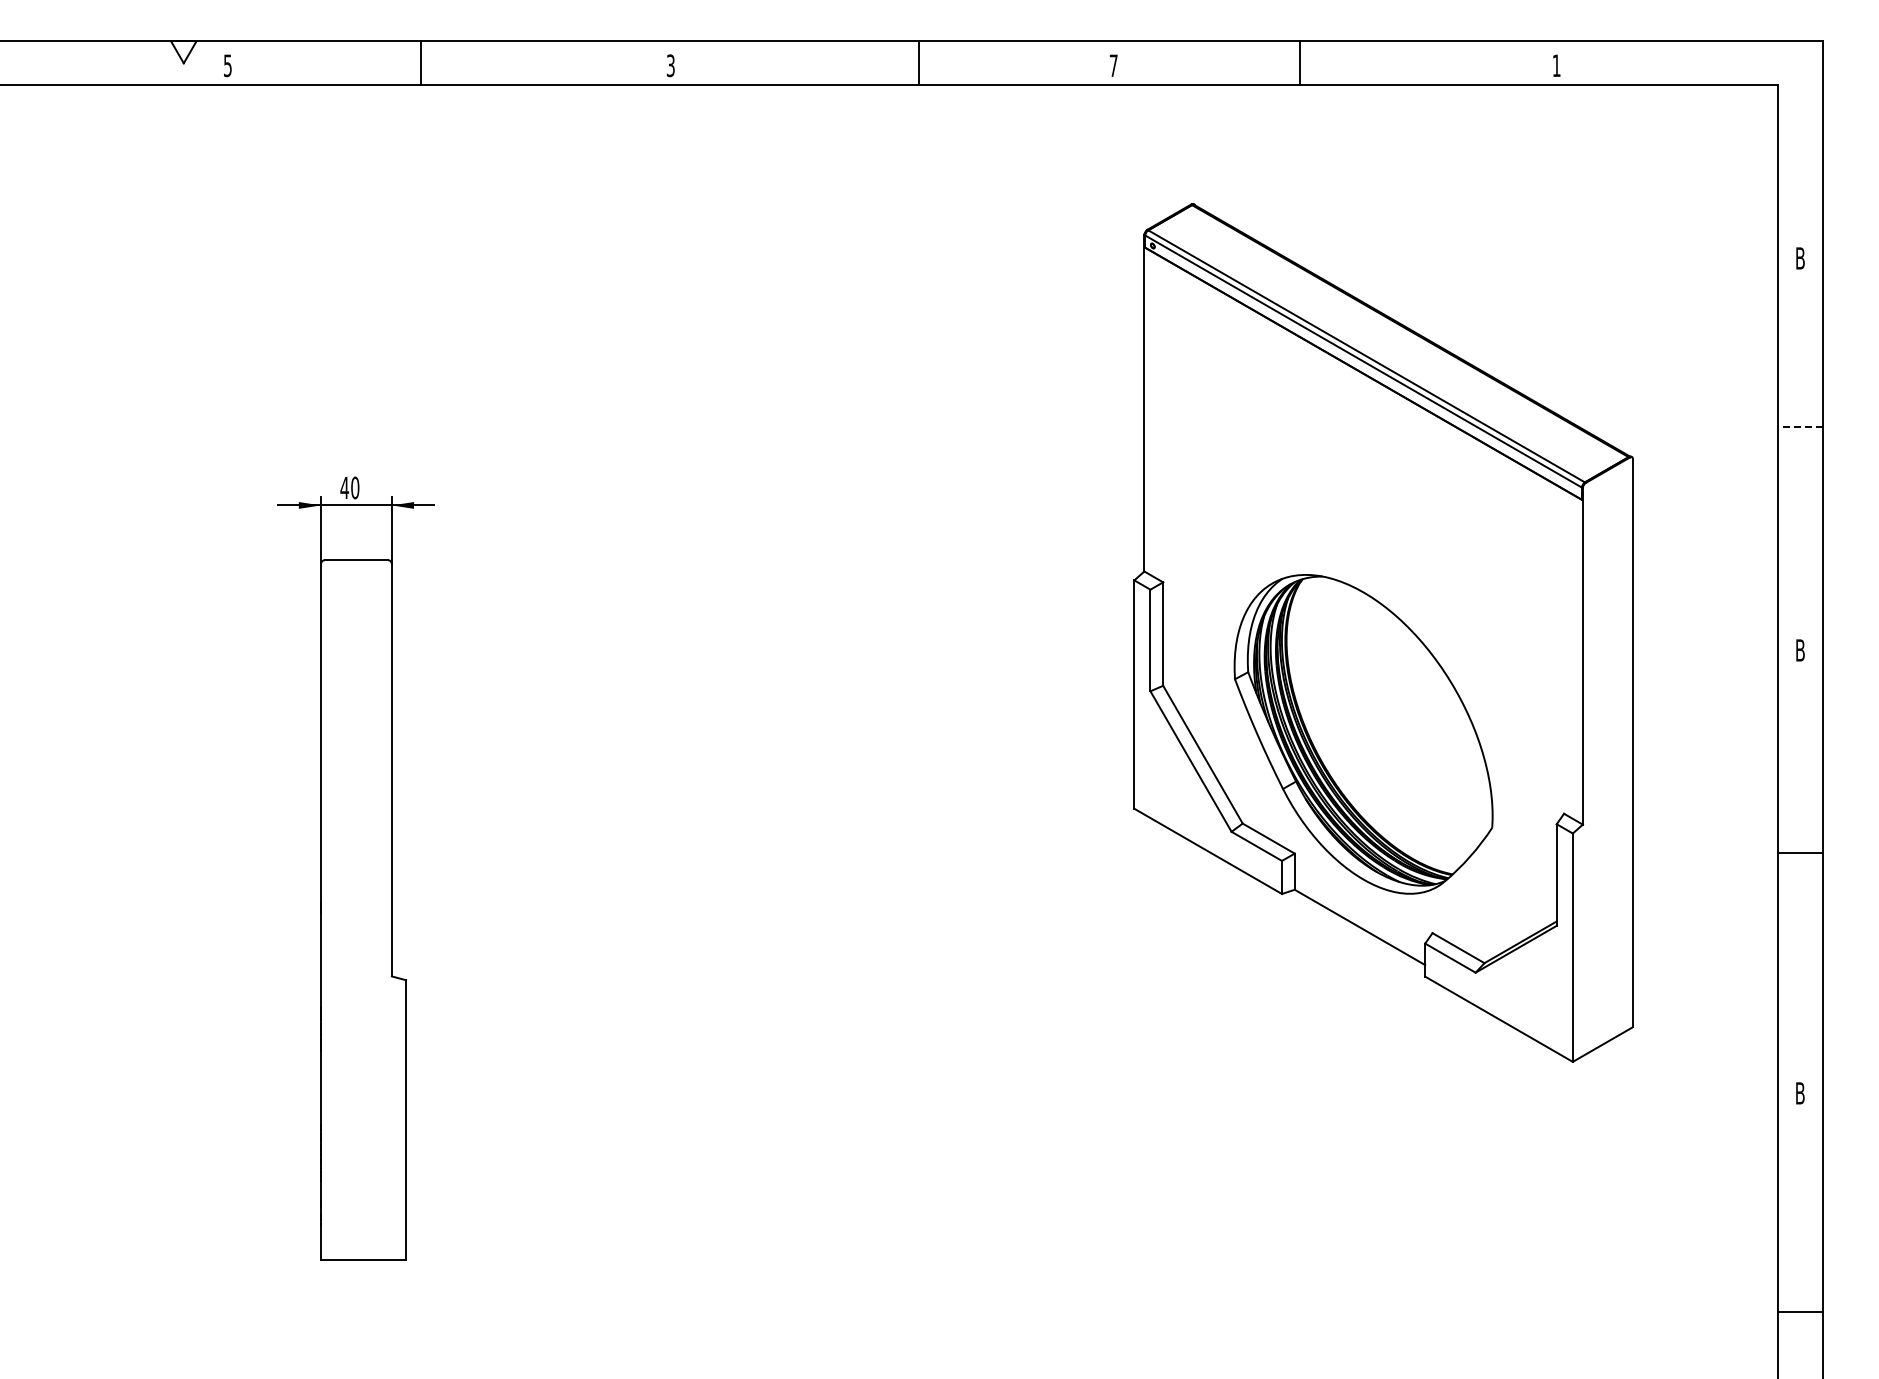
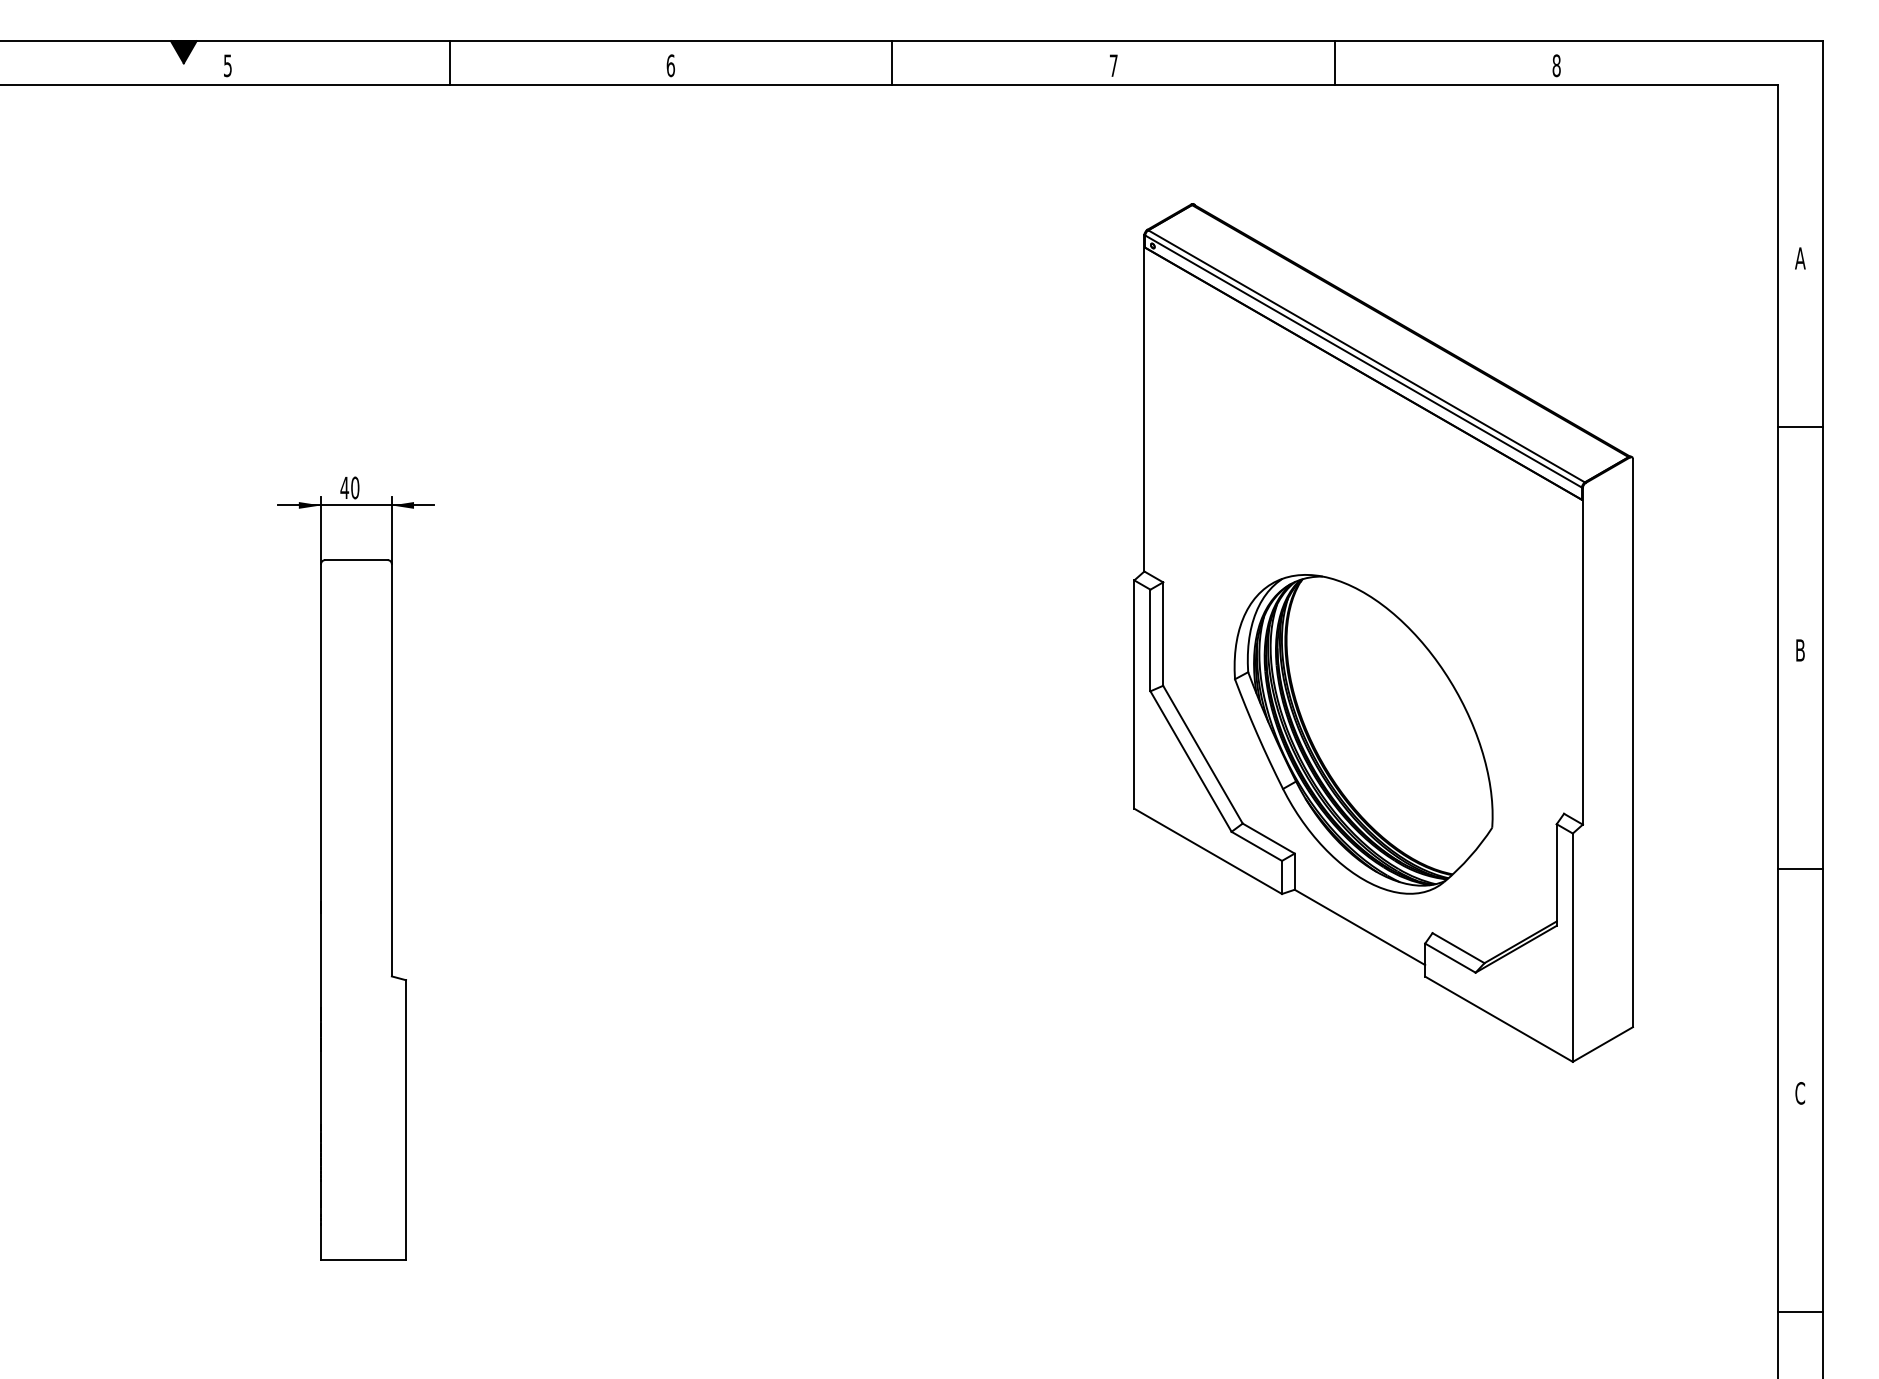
fill: none -> present (183, 52)
line position: (420, 63) -> (449, 63) (449, 63)
line position: (919, 63) -> (892, 63) (892, 63)
line position: (1300, 63) -> (1335, 63) (1335, 63)
text: 3 -> 6 (670, 65)
text: 1 -> 8 (1556, 65)
text: B -> A (1800, 258)
line: dashed -> solid (1799, 426)
line position: (1800, 853) -> (1800, 869) (1800, 869)
text: B -> C (1800, 1093)
